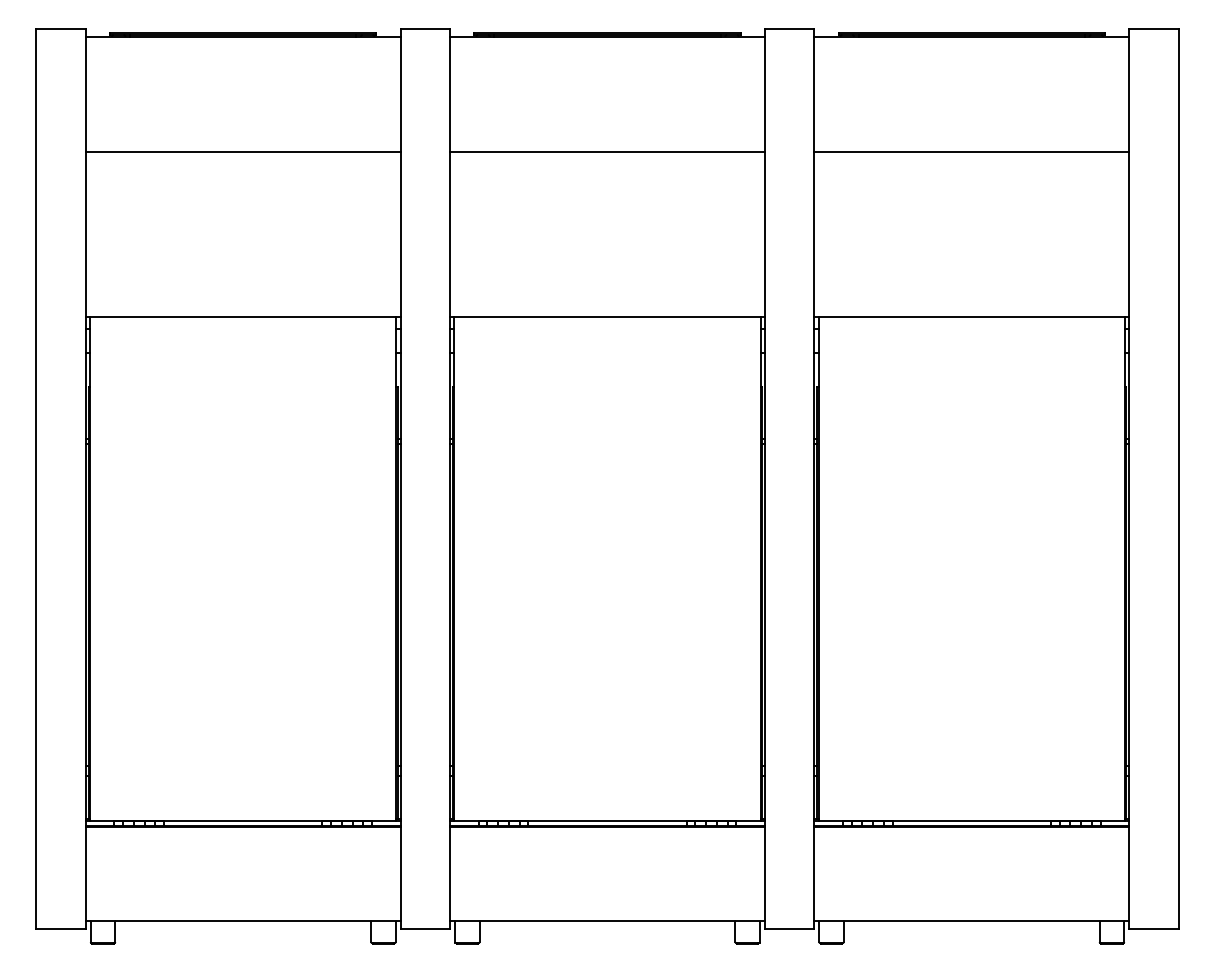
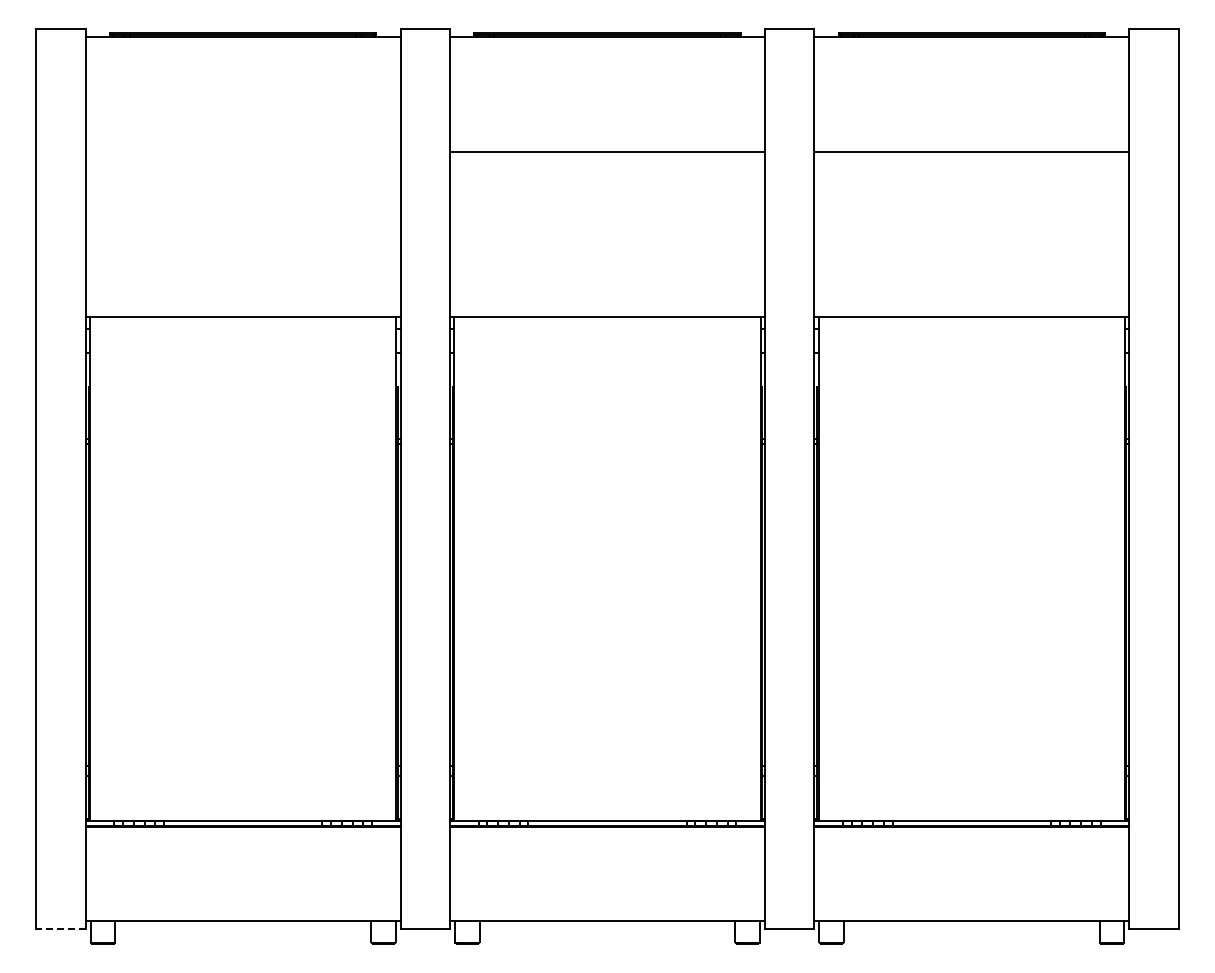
line: present -> none (242, 151)
line: solid -> dashed (61, 929)
